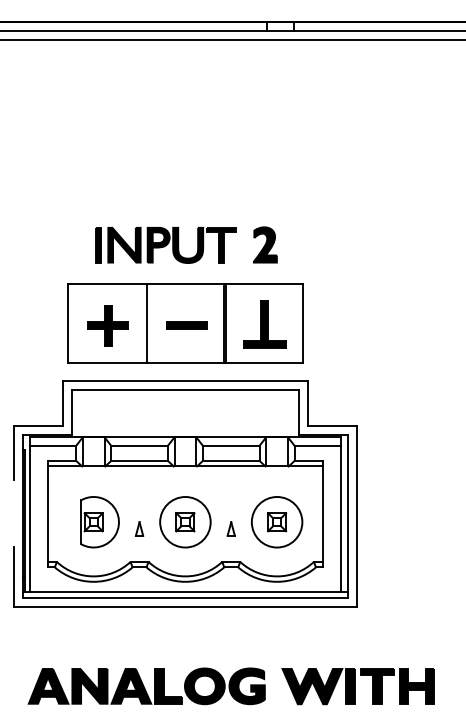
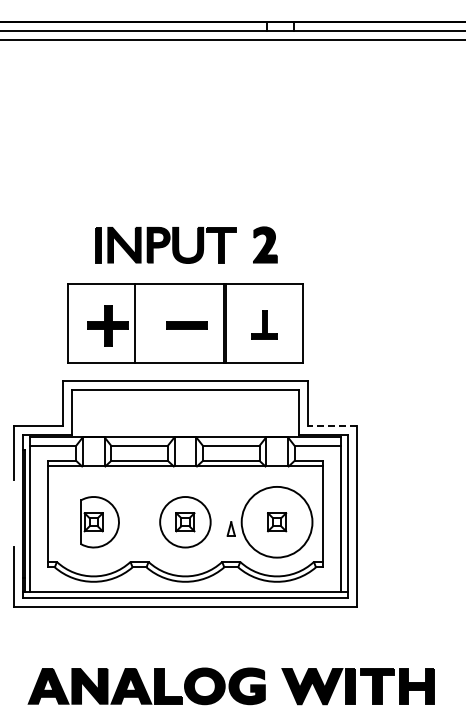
line position: (147, 323) -> (135, 323) (135, 323)
part size: 44x49 px -> 27x30 px (264, 324)
line: solid -> dashed (332, 426)
circle diameter: 51 px -> 71 px (276, 521)
part: present -> none (139, 528)
